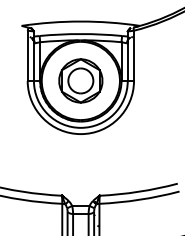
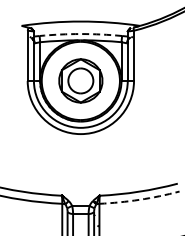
arc: solid -> dashed (80, 34)
arc: solid -> dashed (139, 199)
